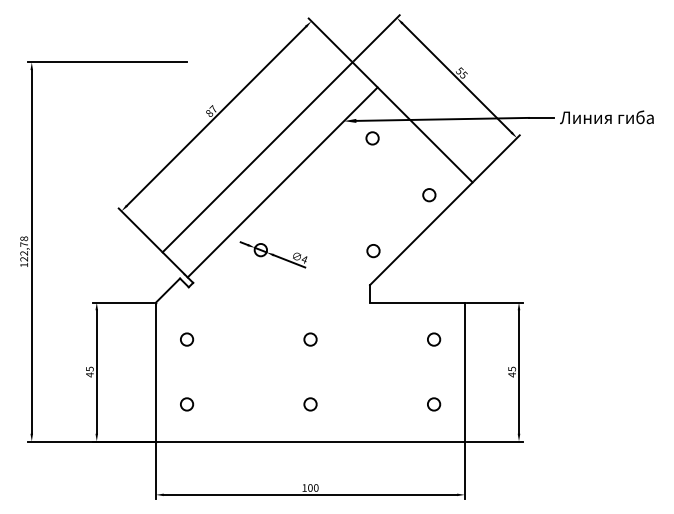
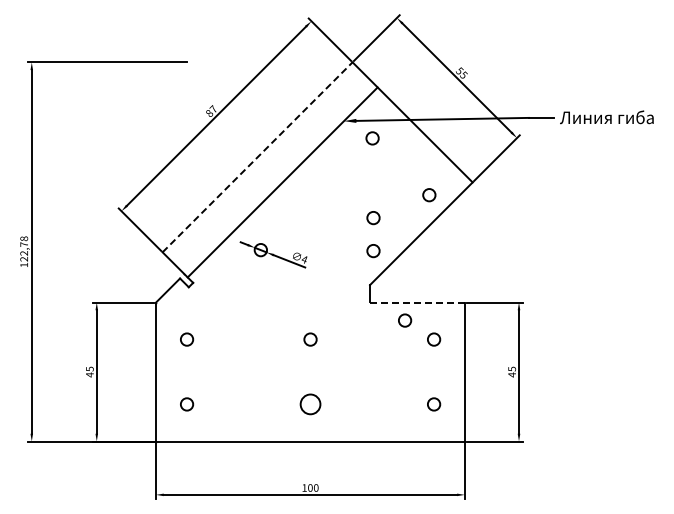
line: solid -> dashed (257, 156)
circle: none -> present (373, 218)
line: solid -> dashed (417, 302)
circle: none -> present (405, 320)
circle size: 15x15 px -> 23x23 px (310, 404)
